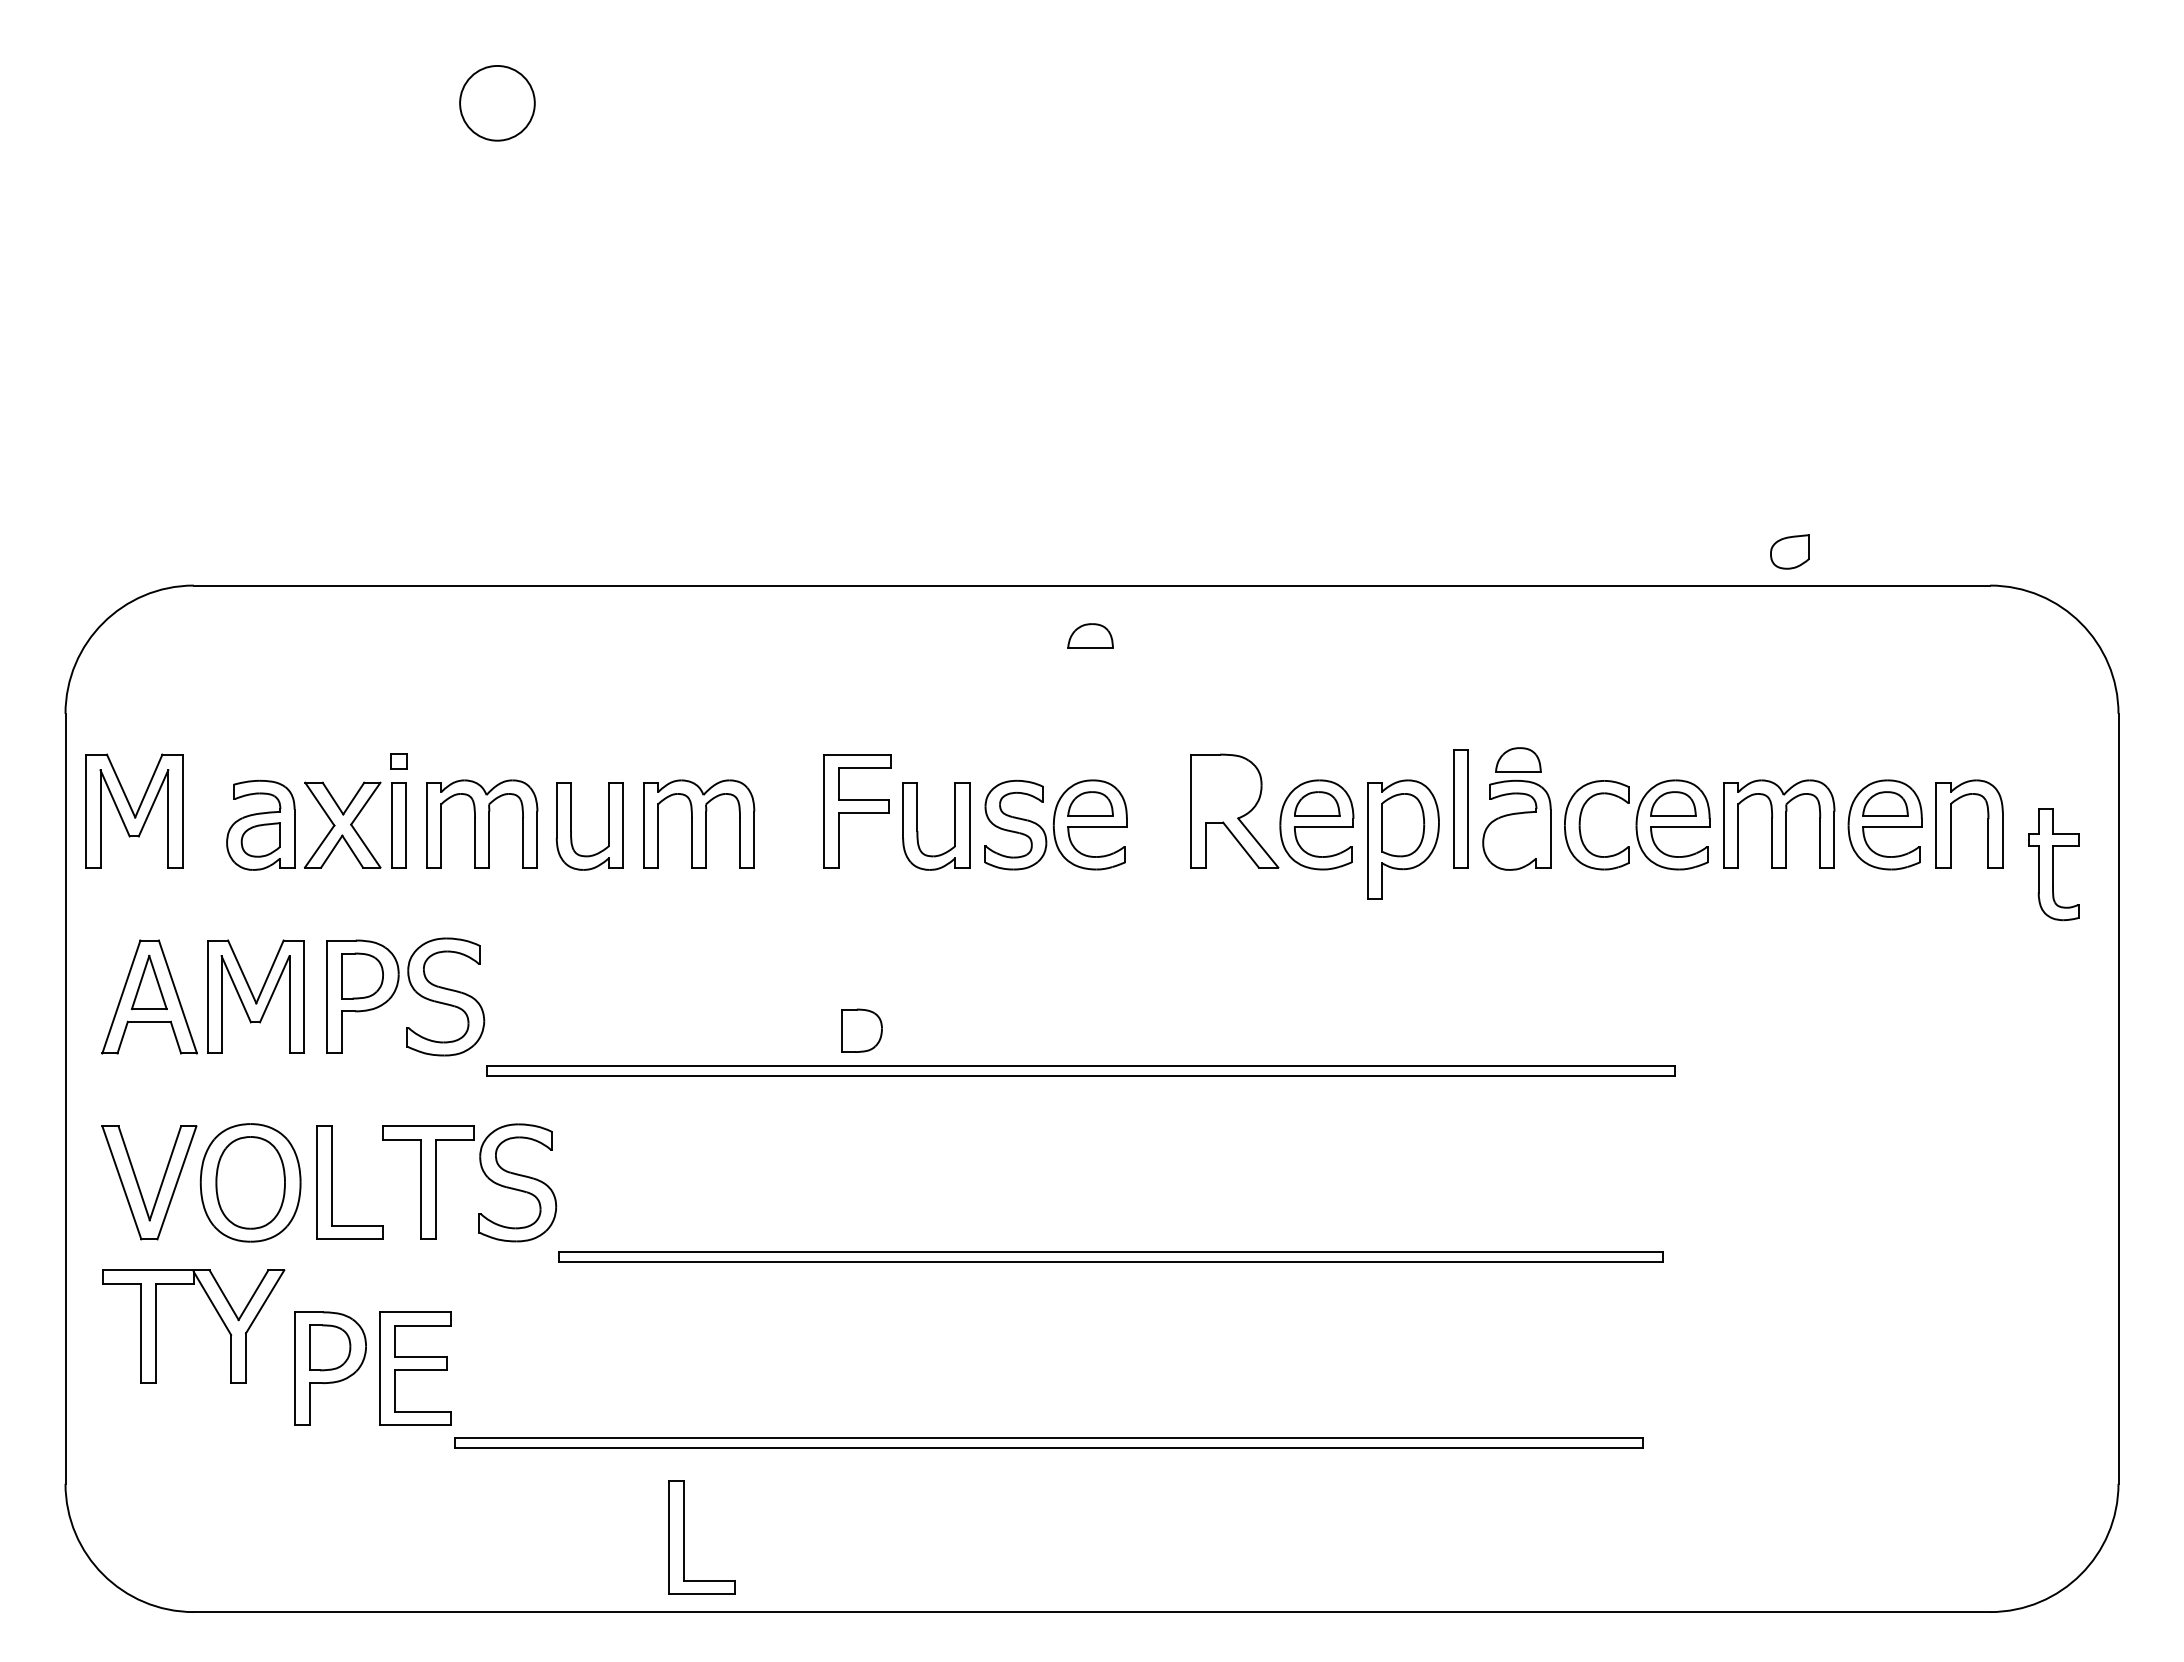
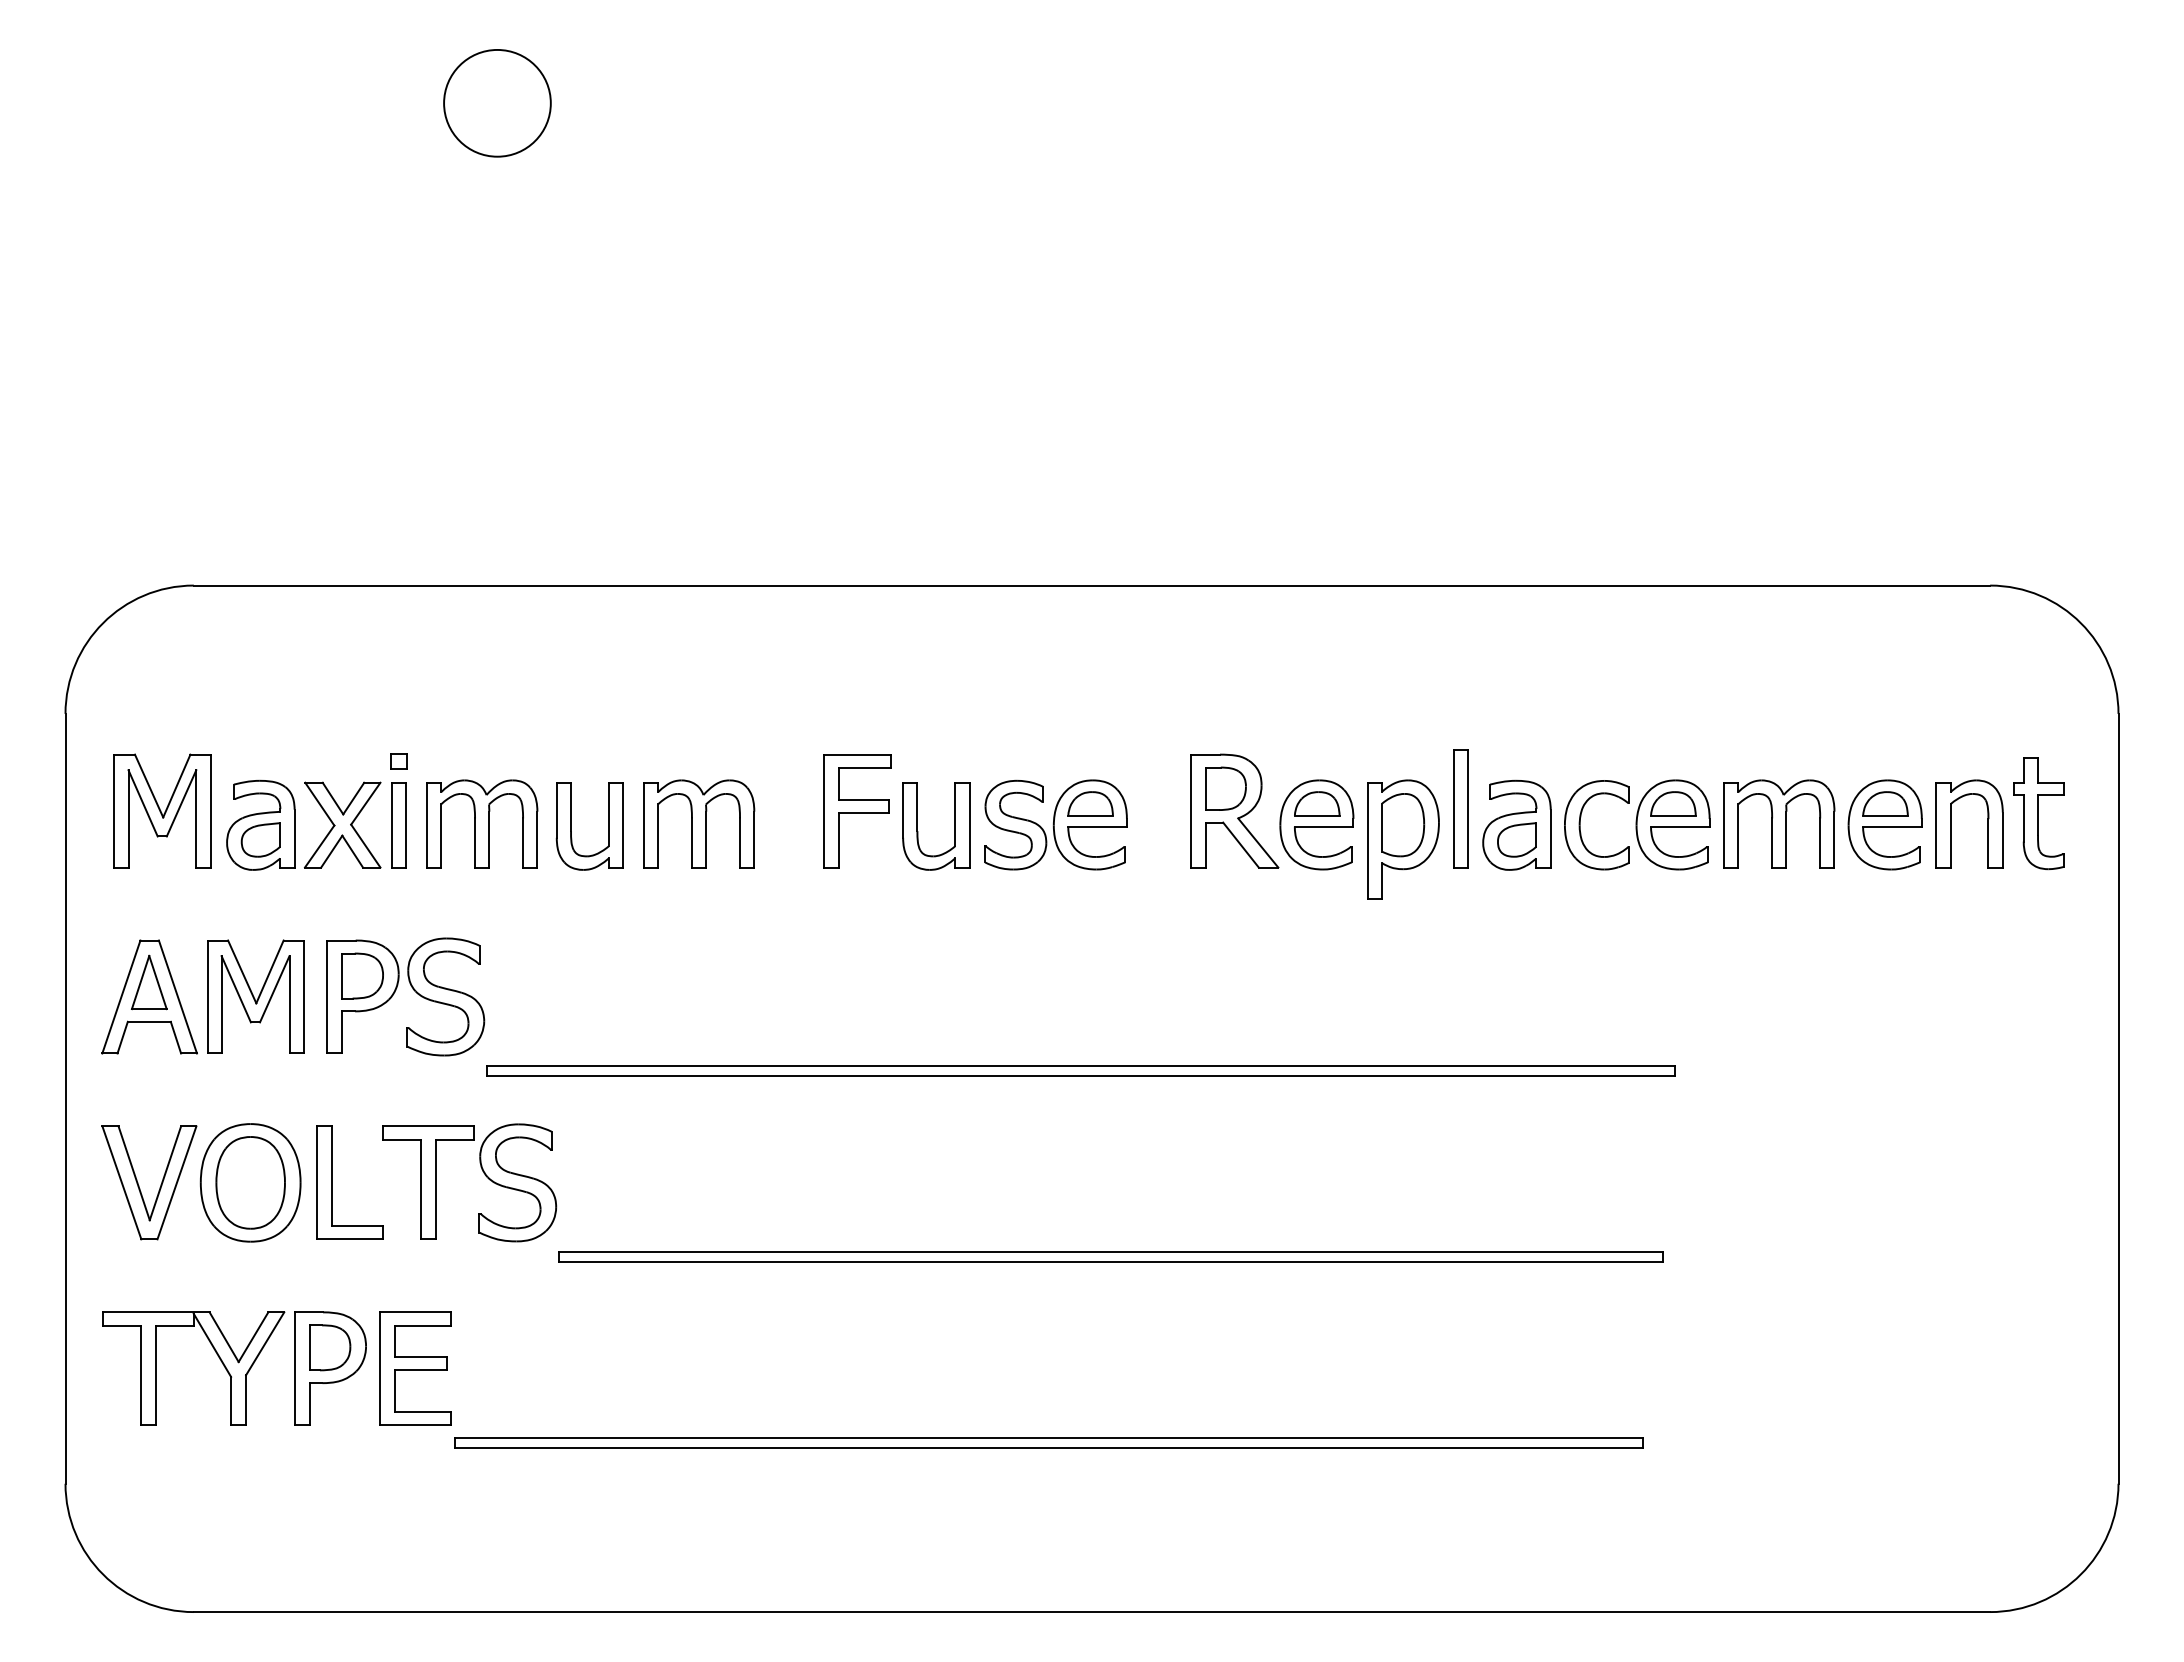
circle diameter: 75 px -> 107 px (497, 102)
part position: (1789, 551) -> (1516, 839) (1516, 839)
part: present -> none (1090, 635)
part: present -> none (1518, 759)
part position: (134, 810) -> (162, 810) (162, 810)
part position: (2053, 864) -> (2038, 813) (2038, 813)
part position: (861, 1030) -> (1225, 788) (1225, 788)
part position: (217, 1314) -> (217, 1356) (217, 1356)
part: present -> none (684, 1537)
